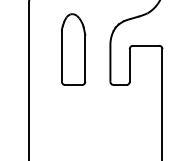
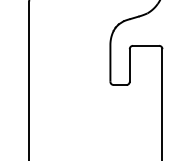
part: present -> none (73, 49)
